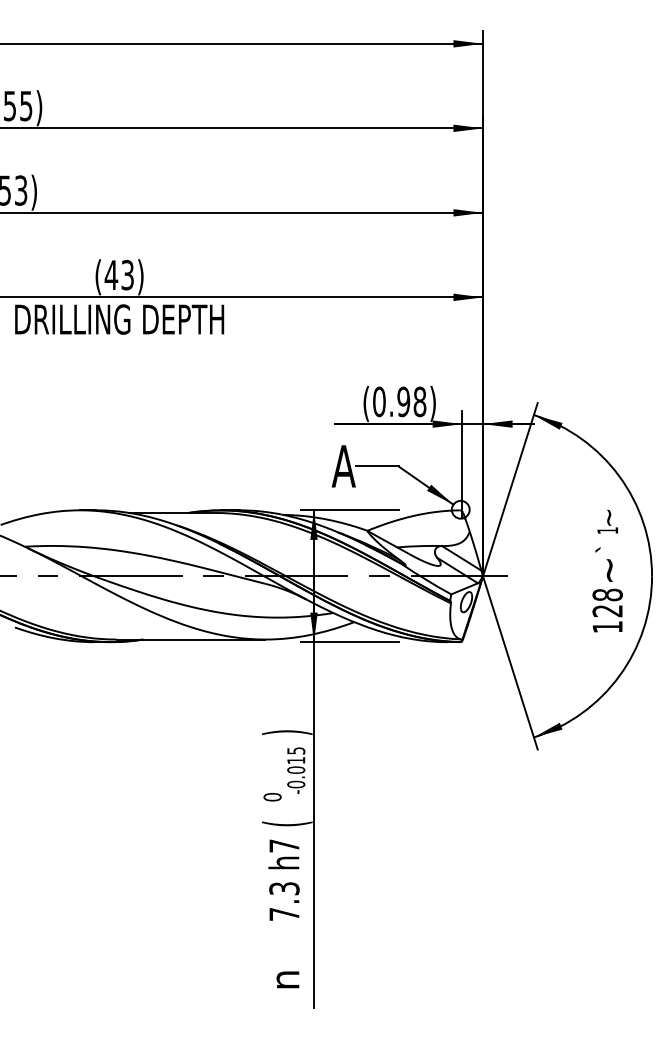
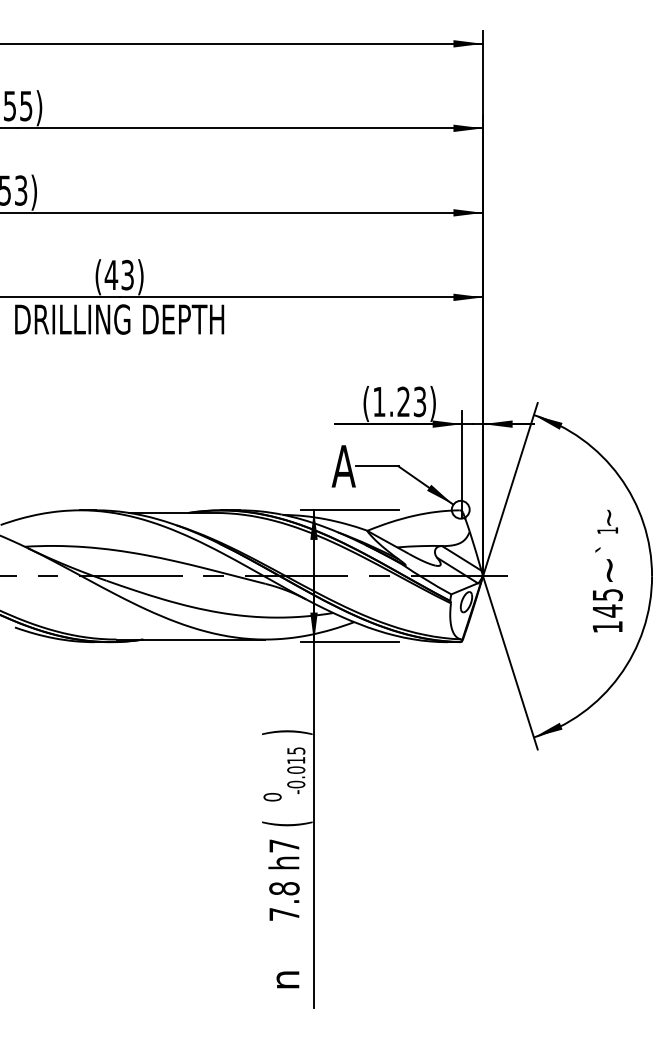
text: (0.98) -> (1.23) (399, 401)
text: 128 -> 145 (607, 602)
text: 7.3 -> 7.8 (284, 888)
